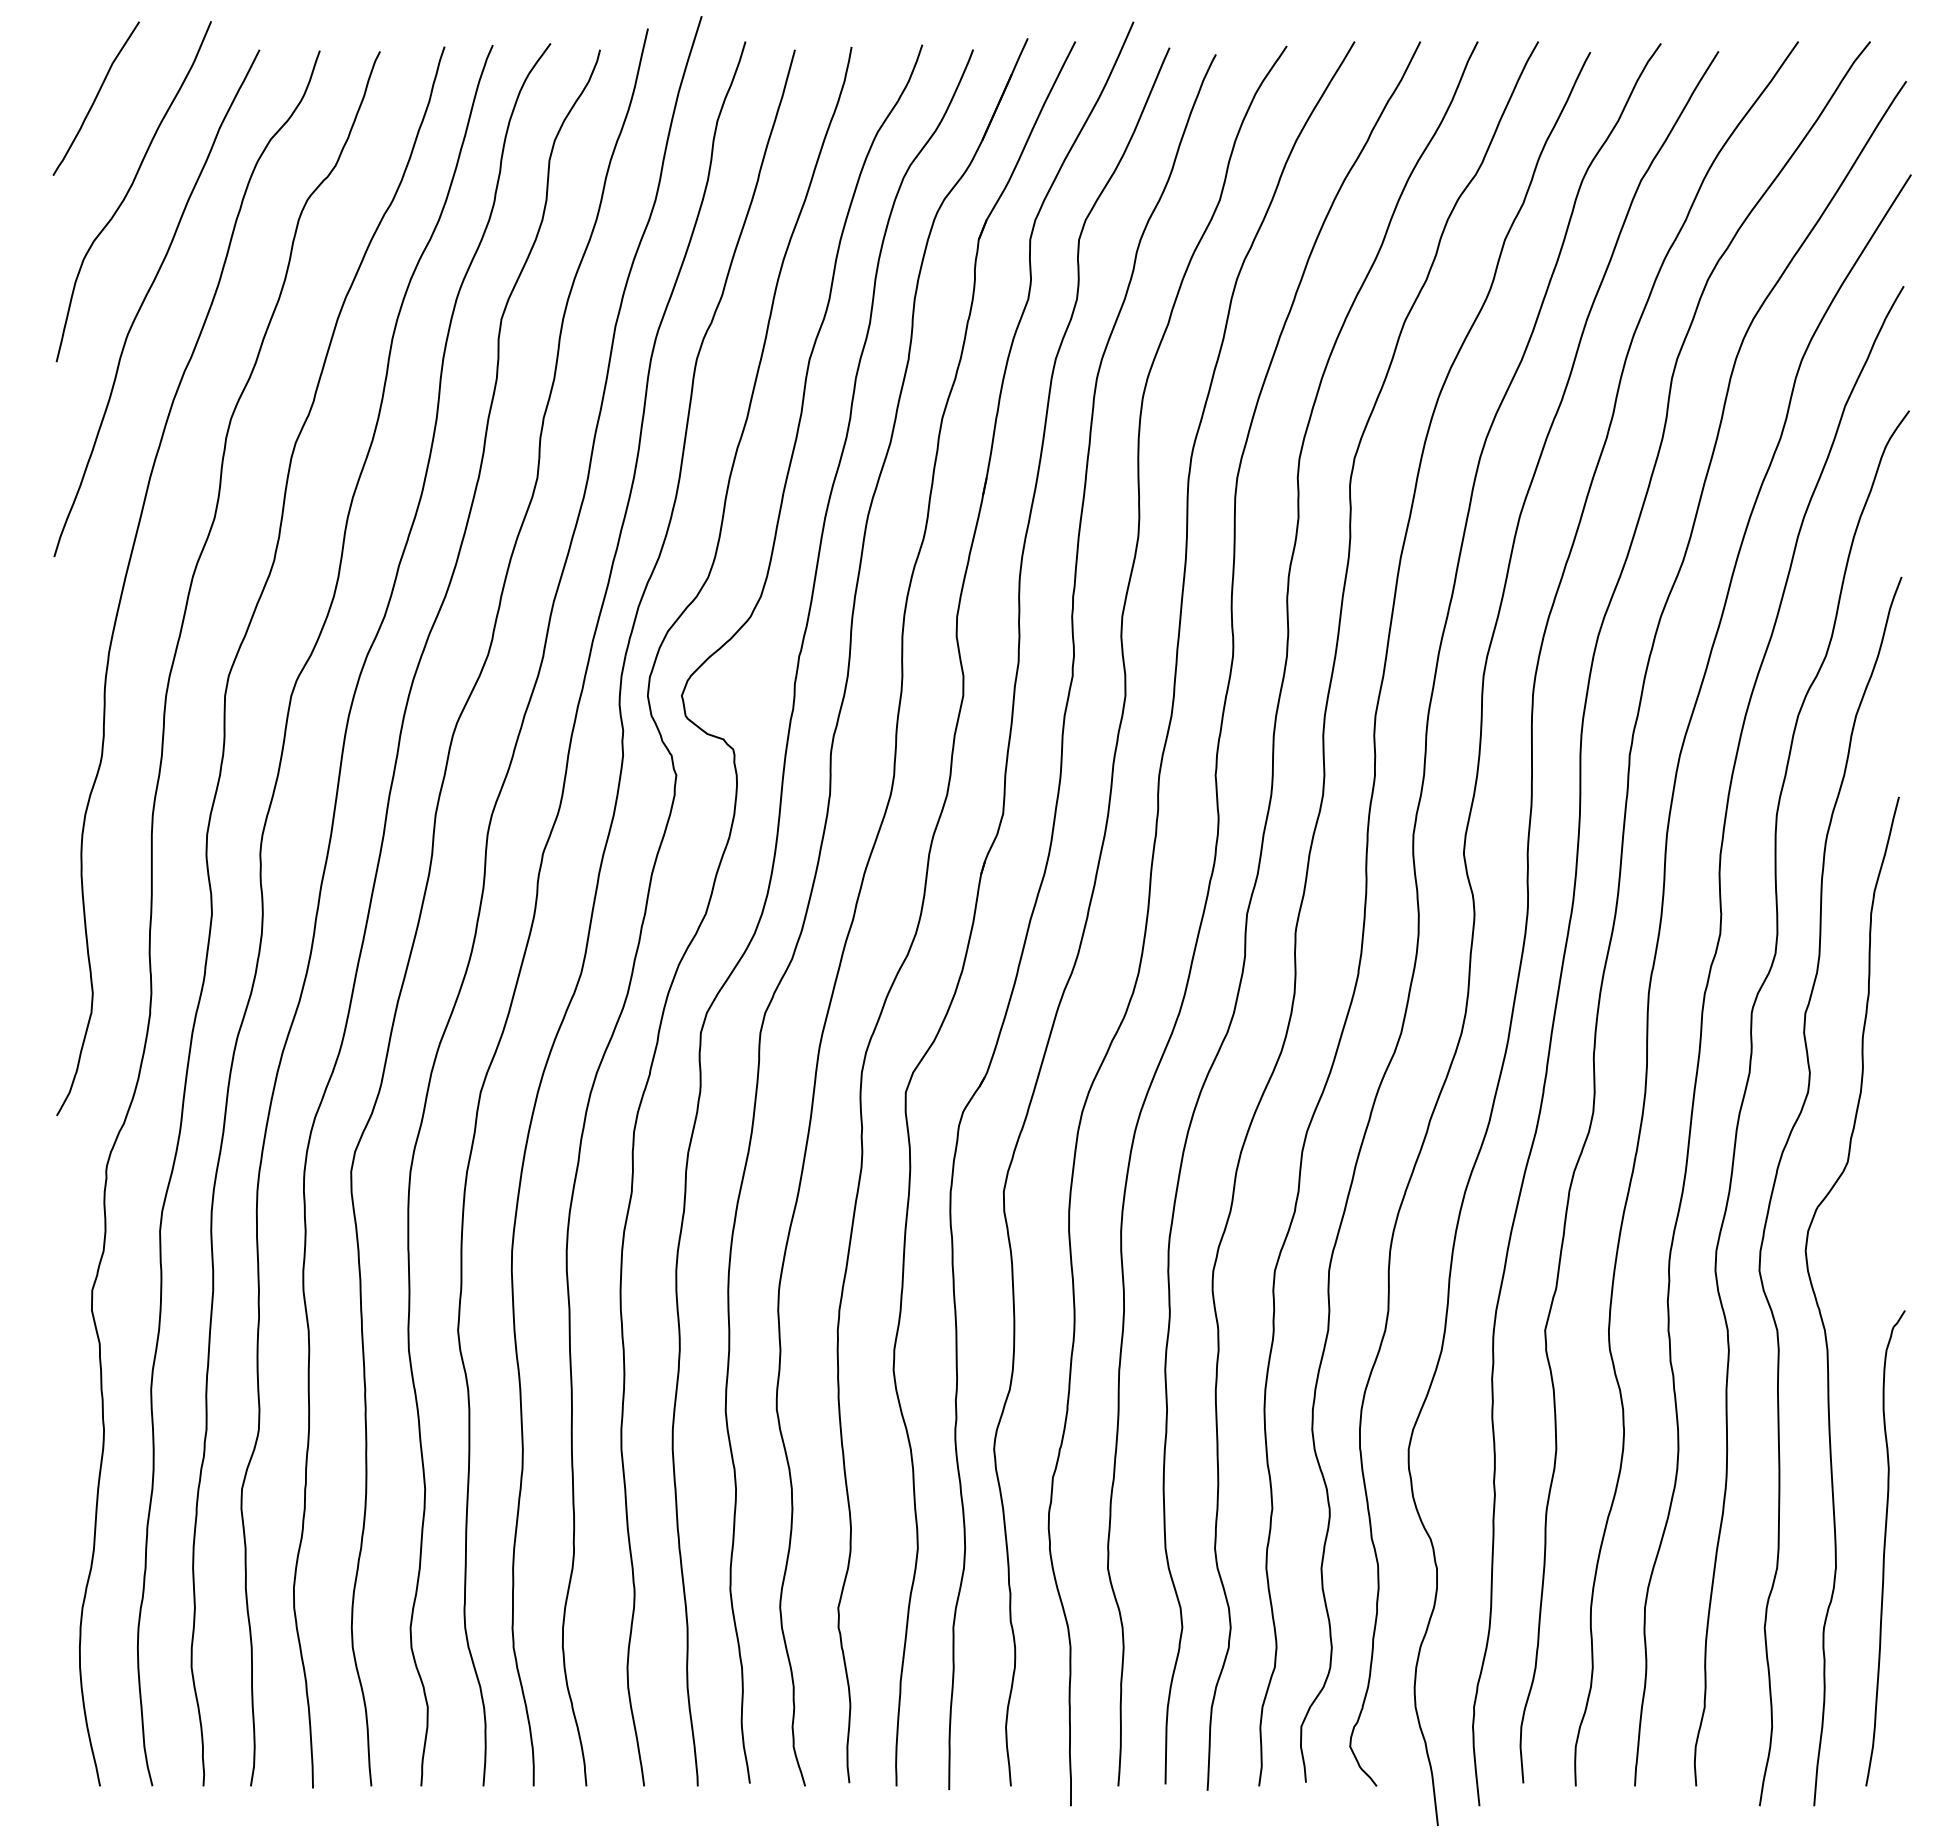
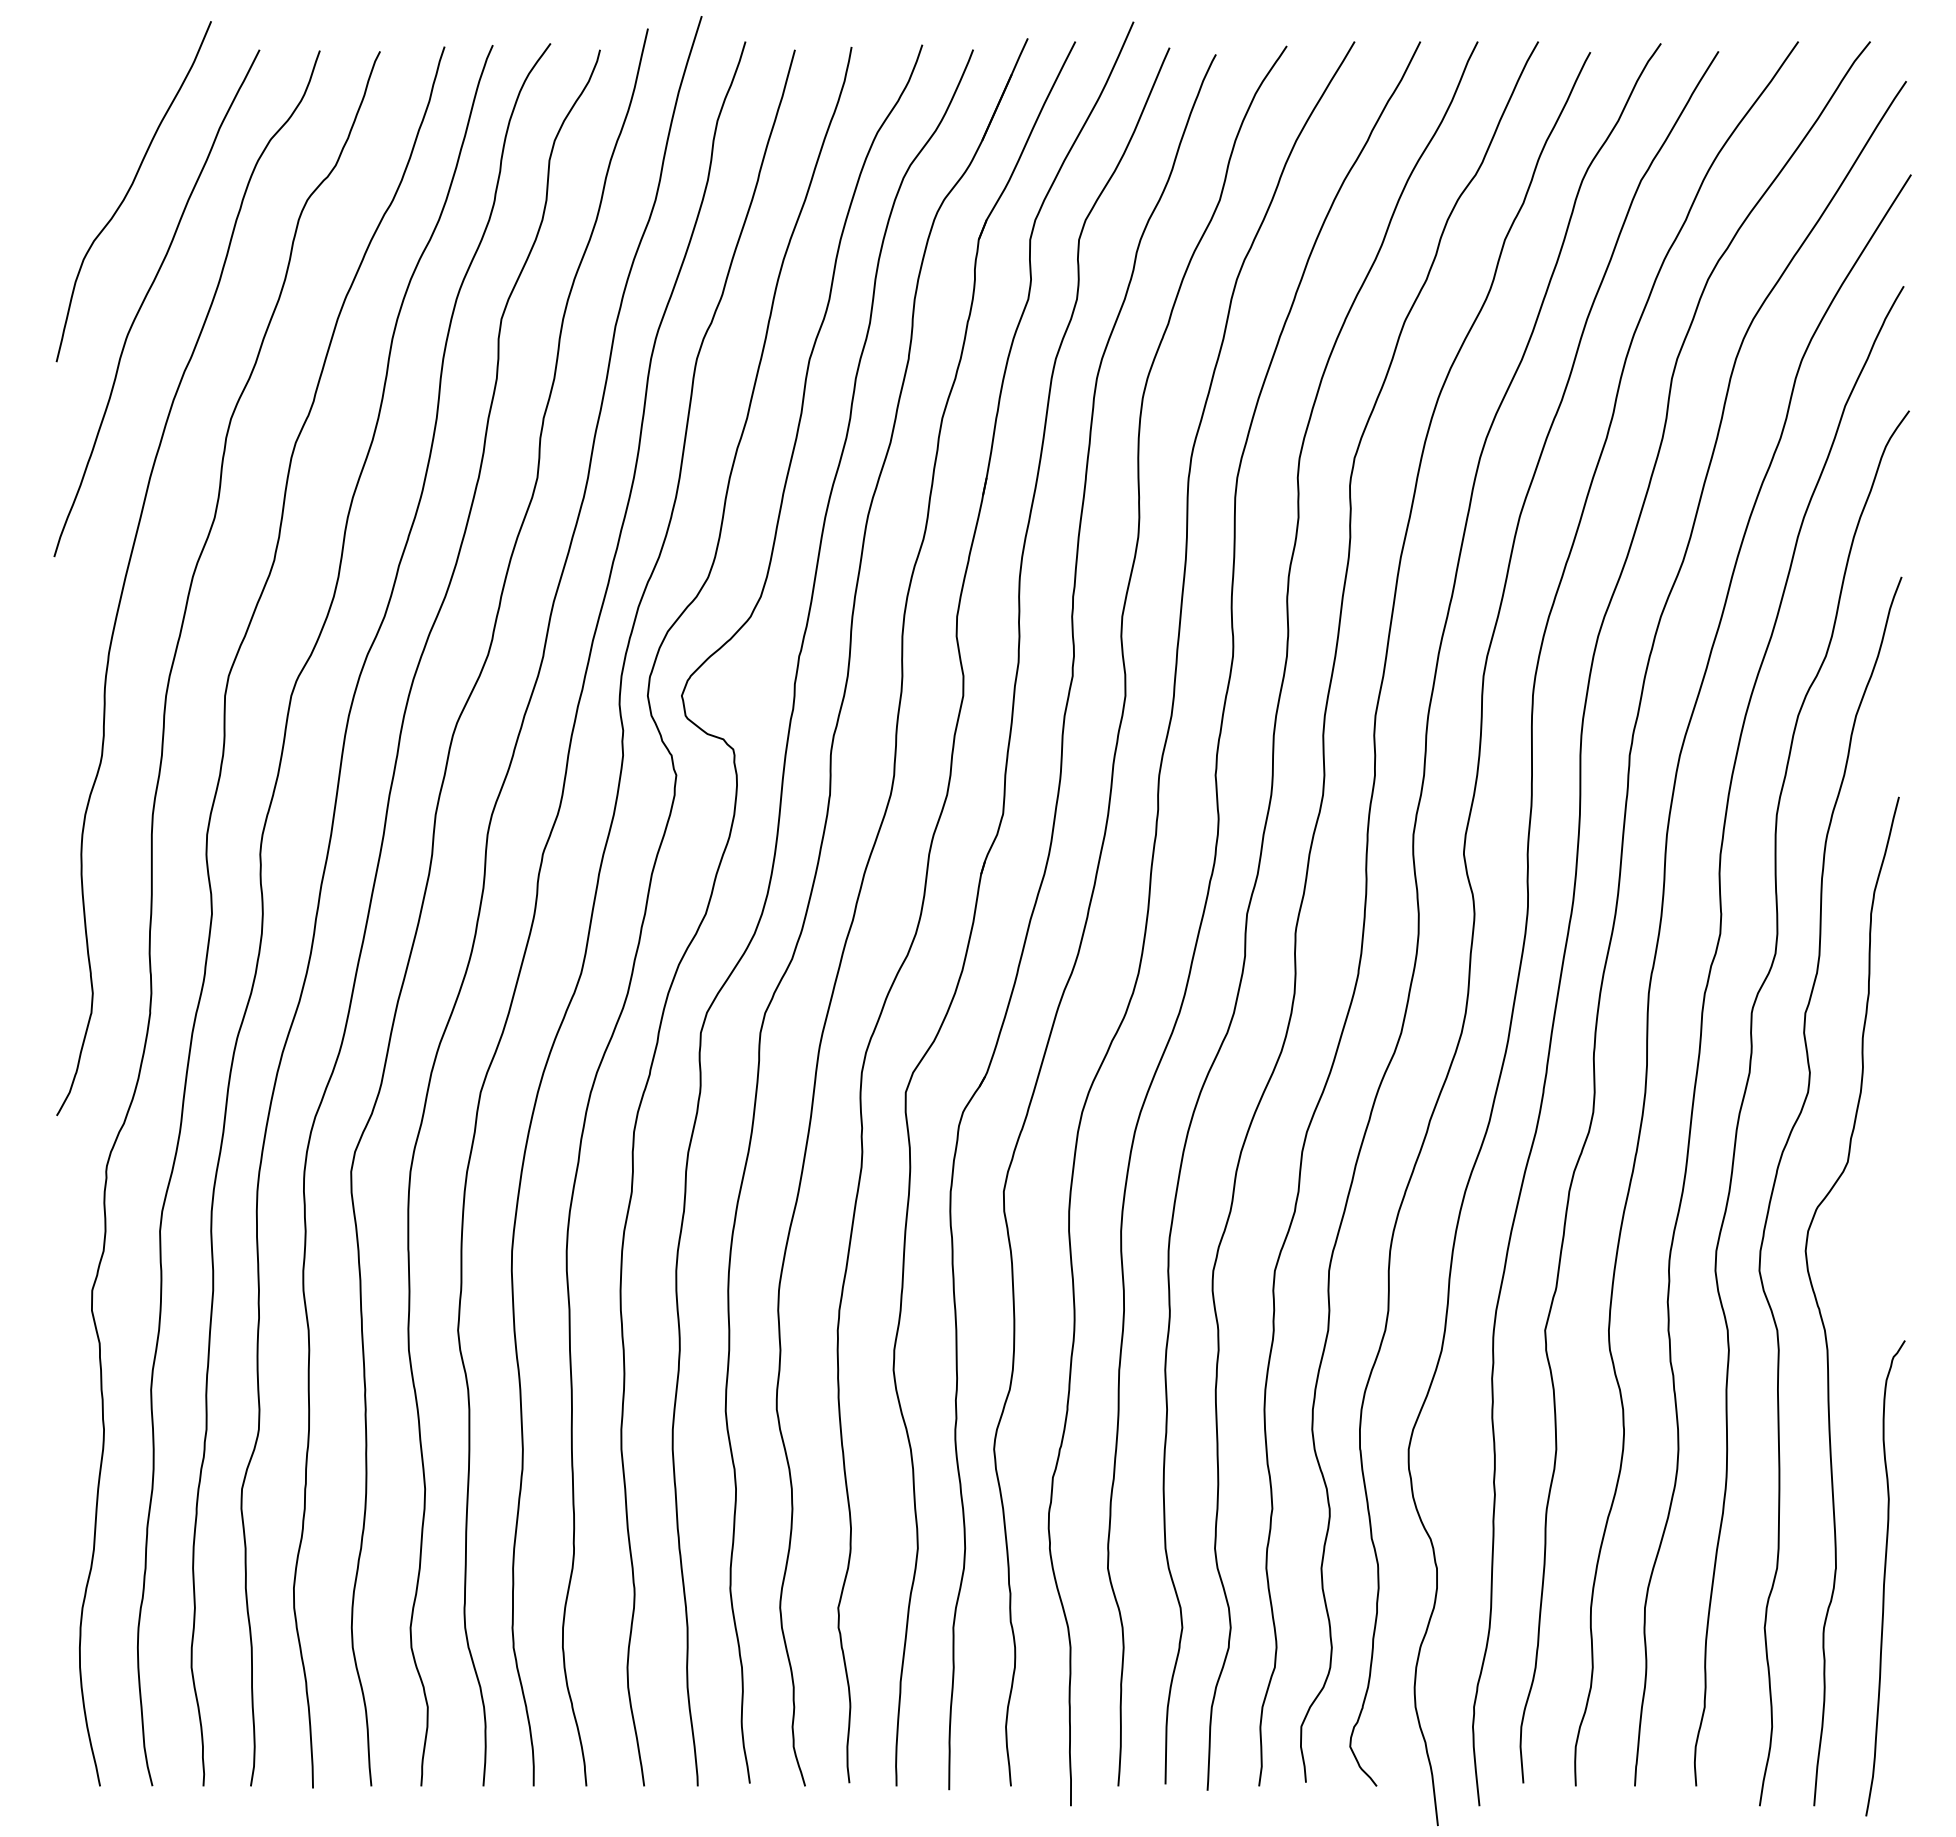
curve: present -> none (95, 98)
curve position: (1885, 1548) -> (1885, 1578) (1885, 1578)
